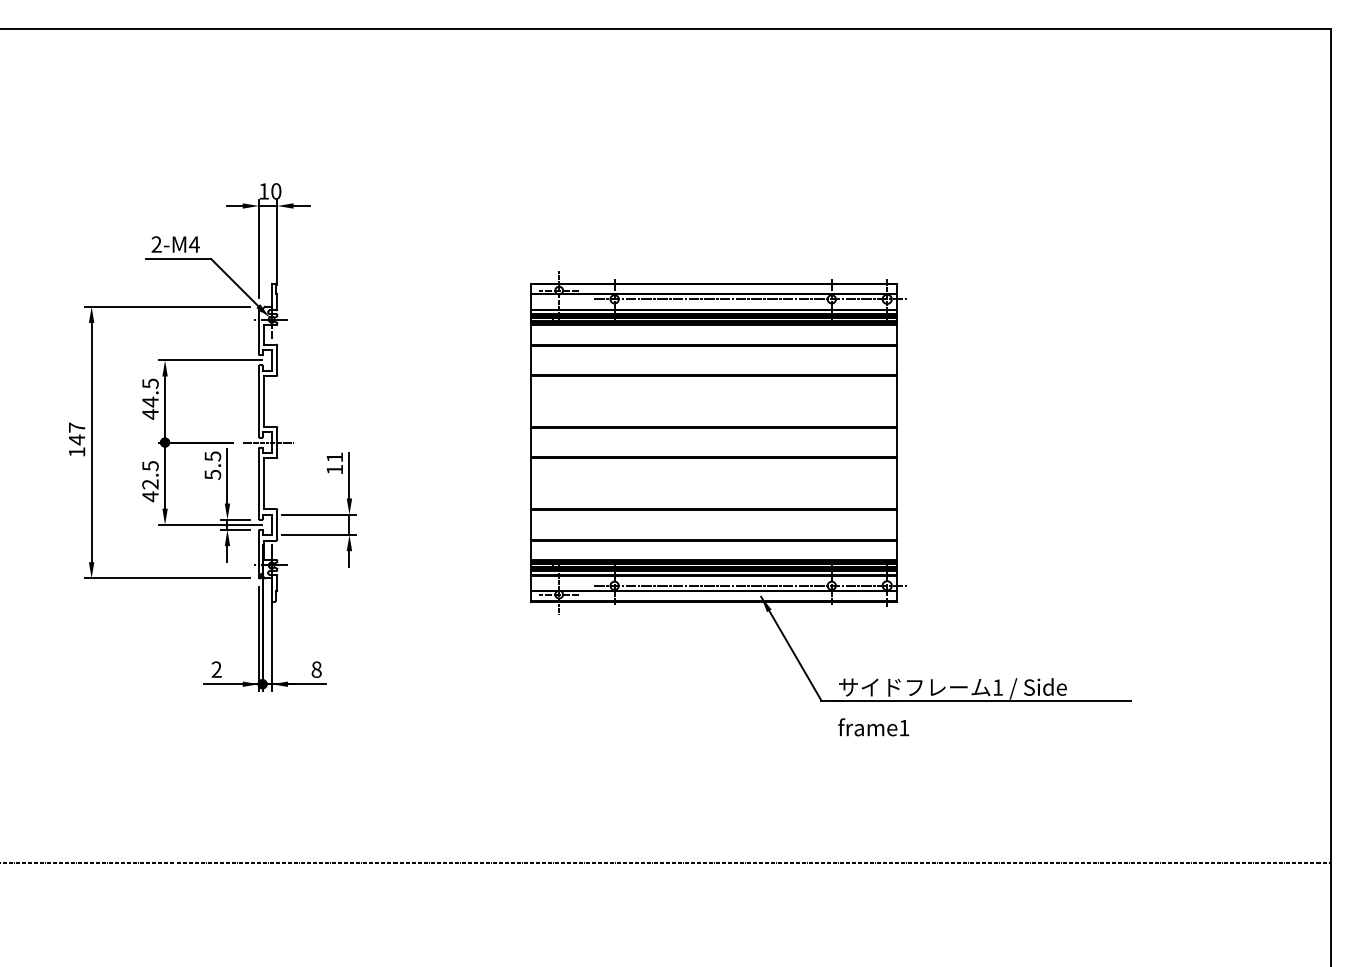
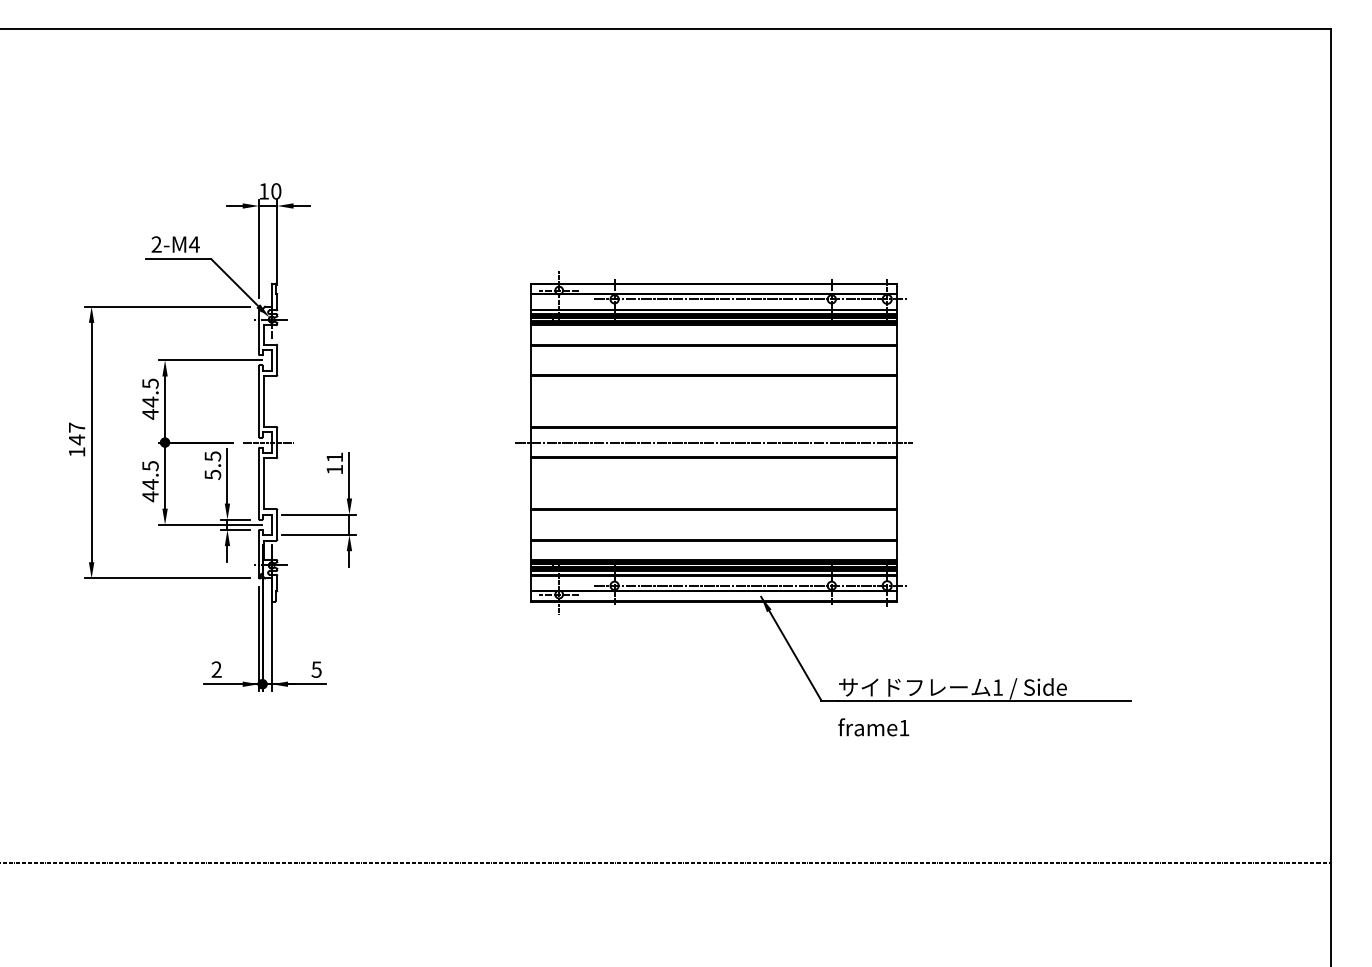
line: none -> present (713, 442)
text: 42.5 -> 44.5 (150, 484)
text: 8 -> 5 (316, 669)
